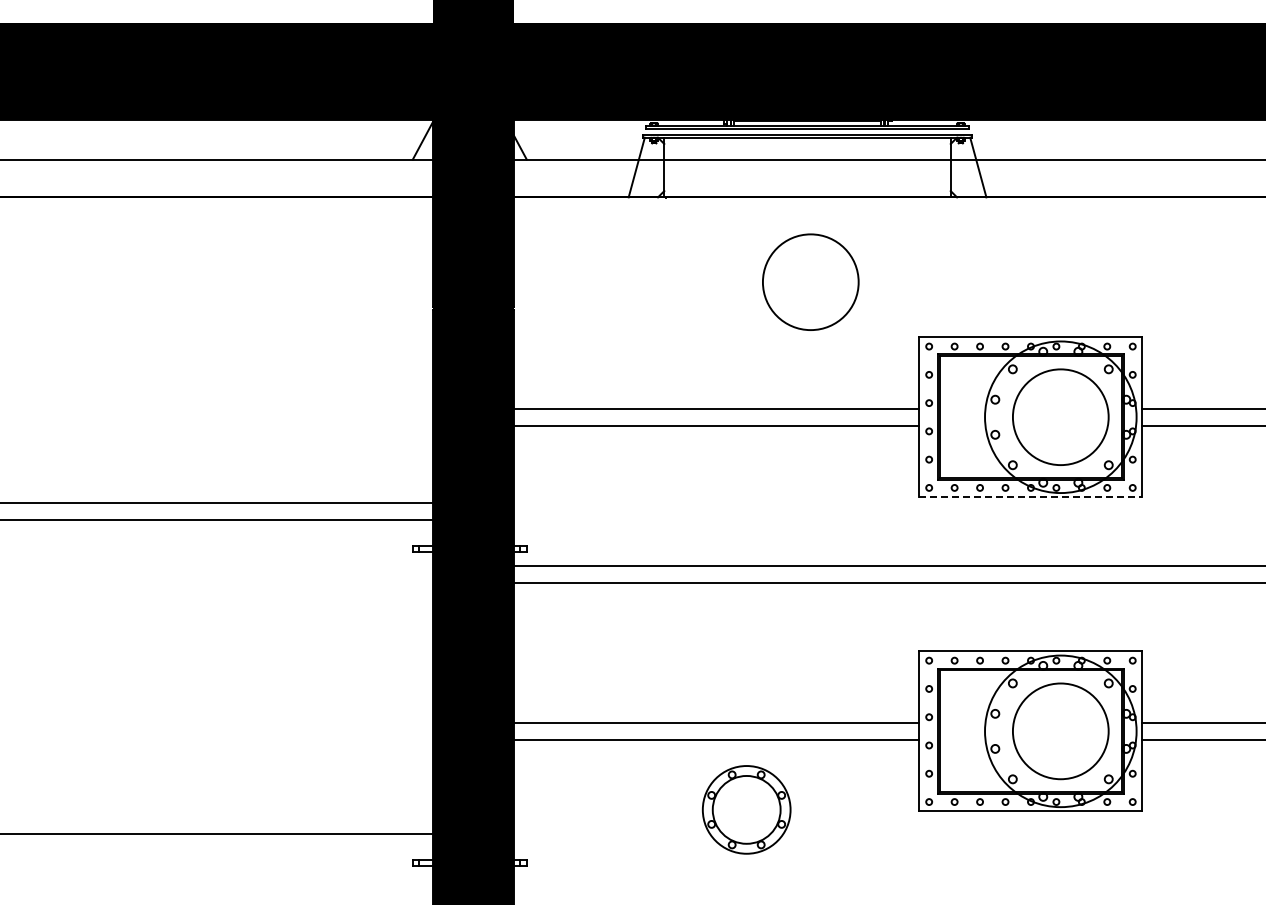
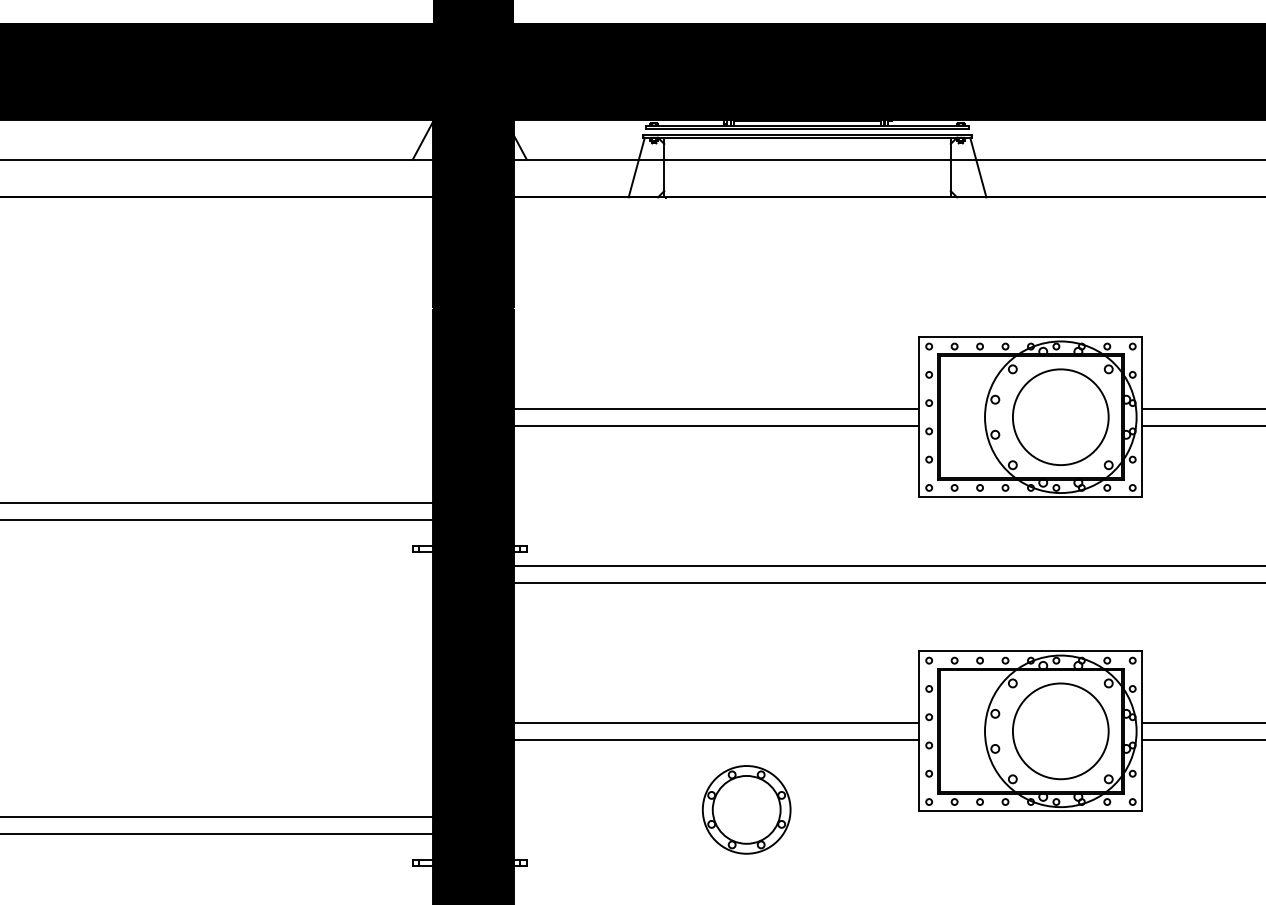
circle: present -> none (810, 281)
line: dashed -> solid (1030, 497)
line: none -> present (228, 816)
